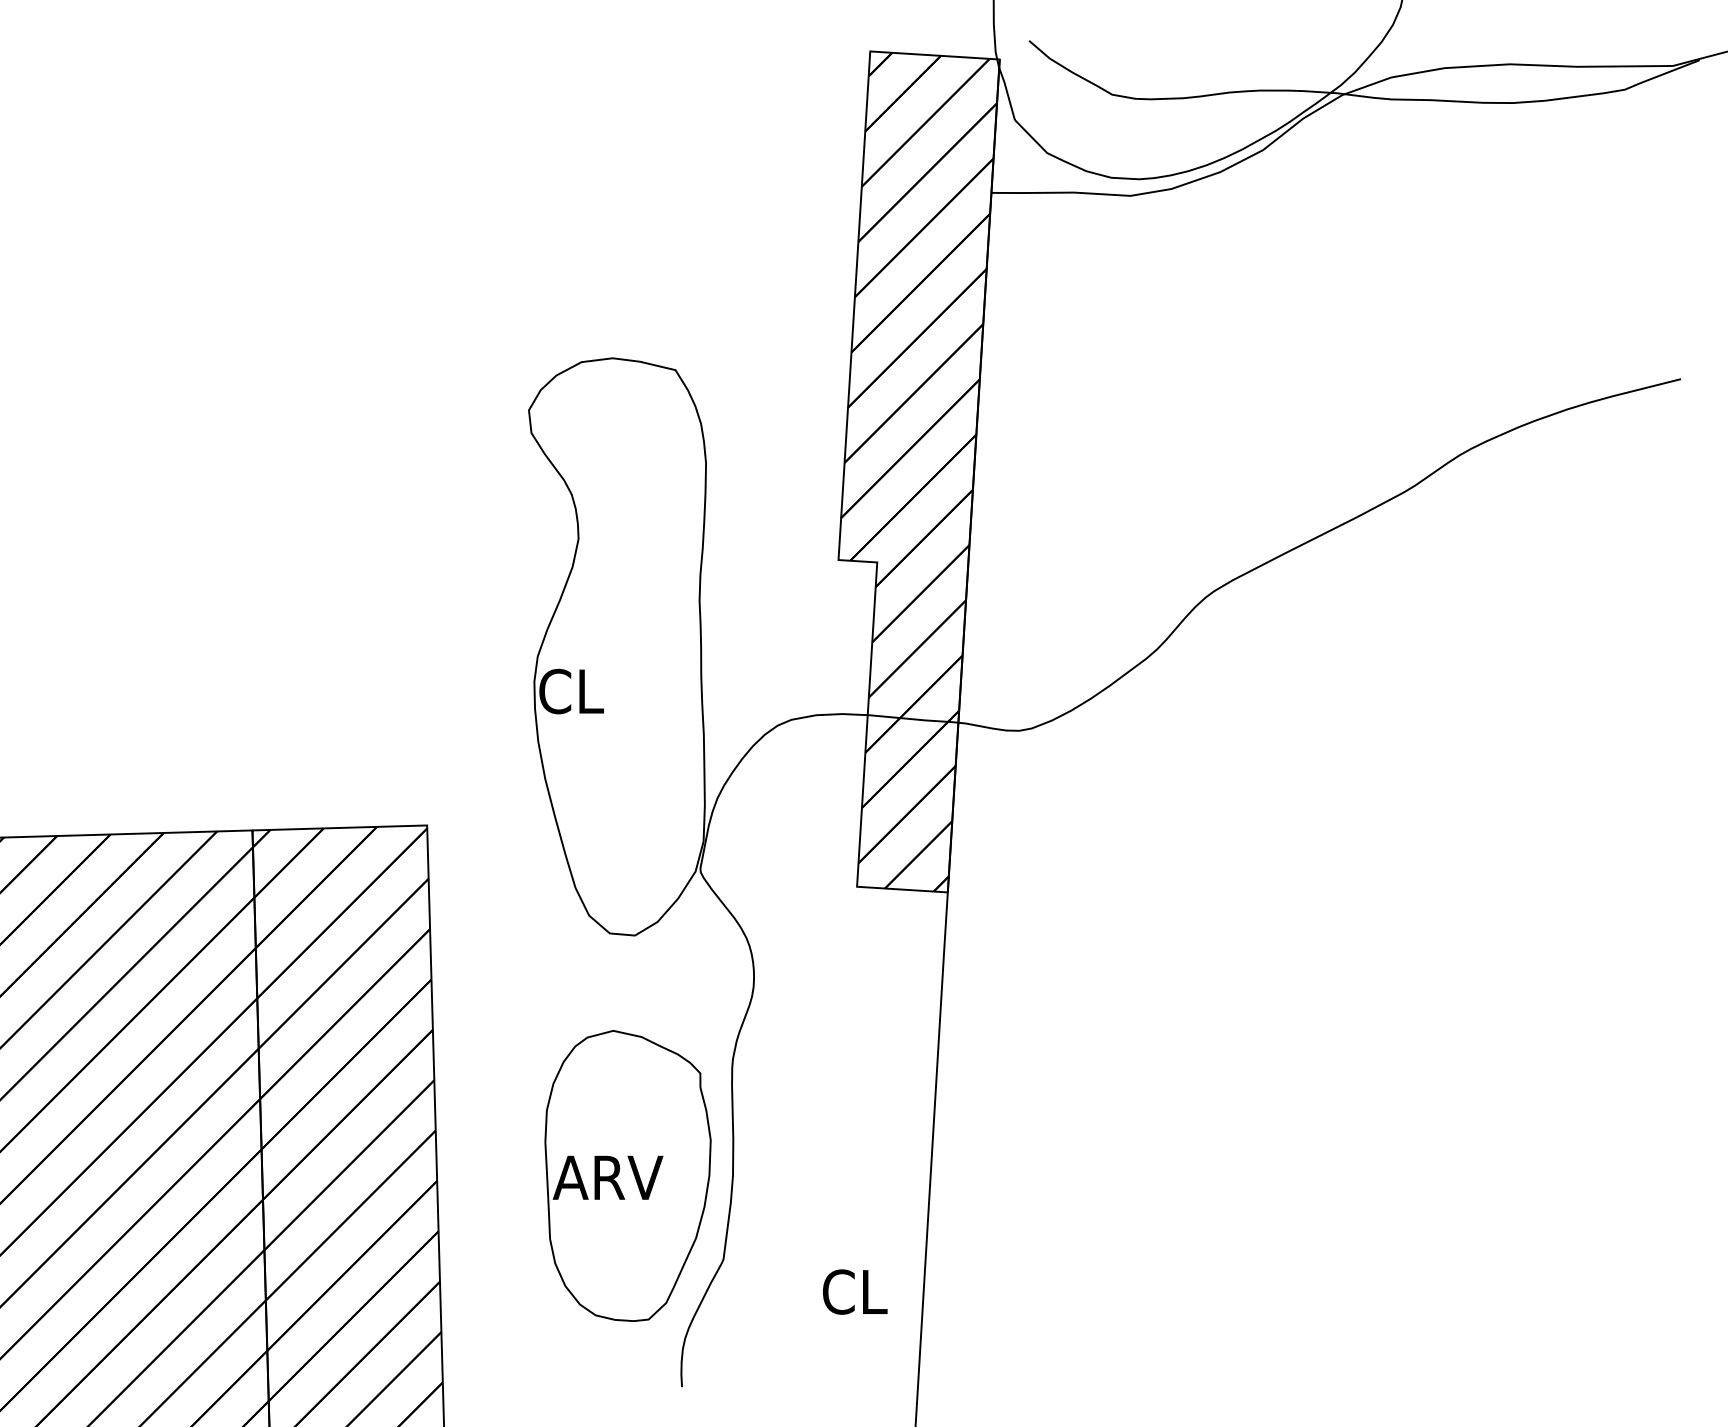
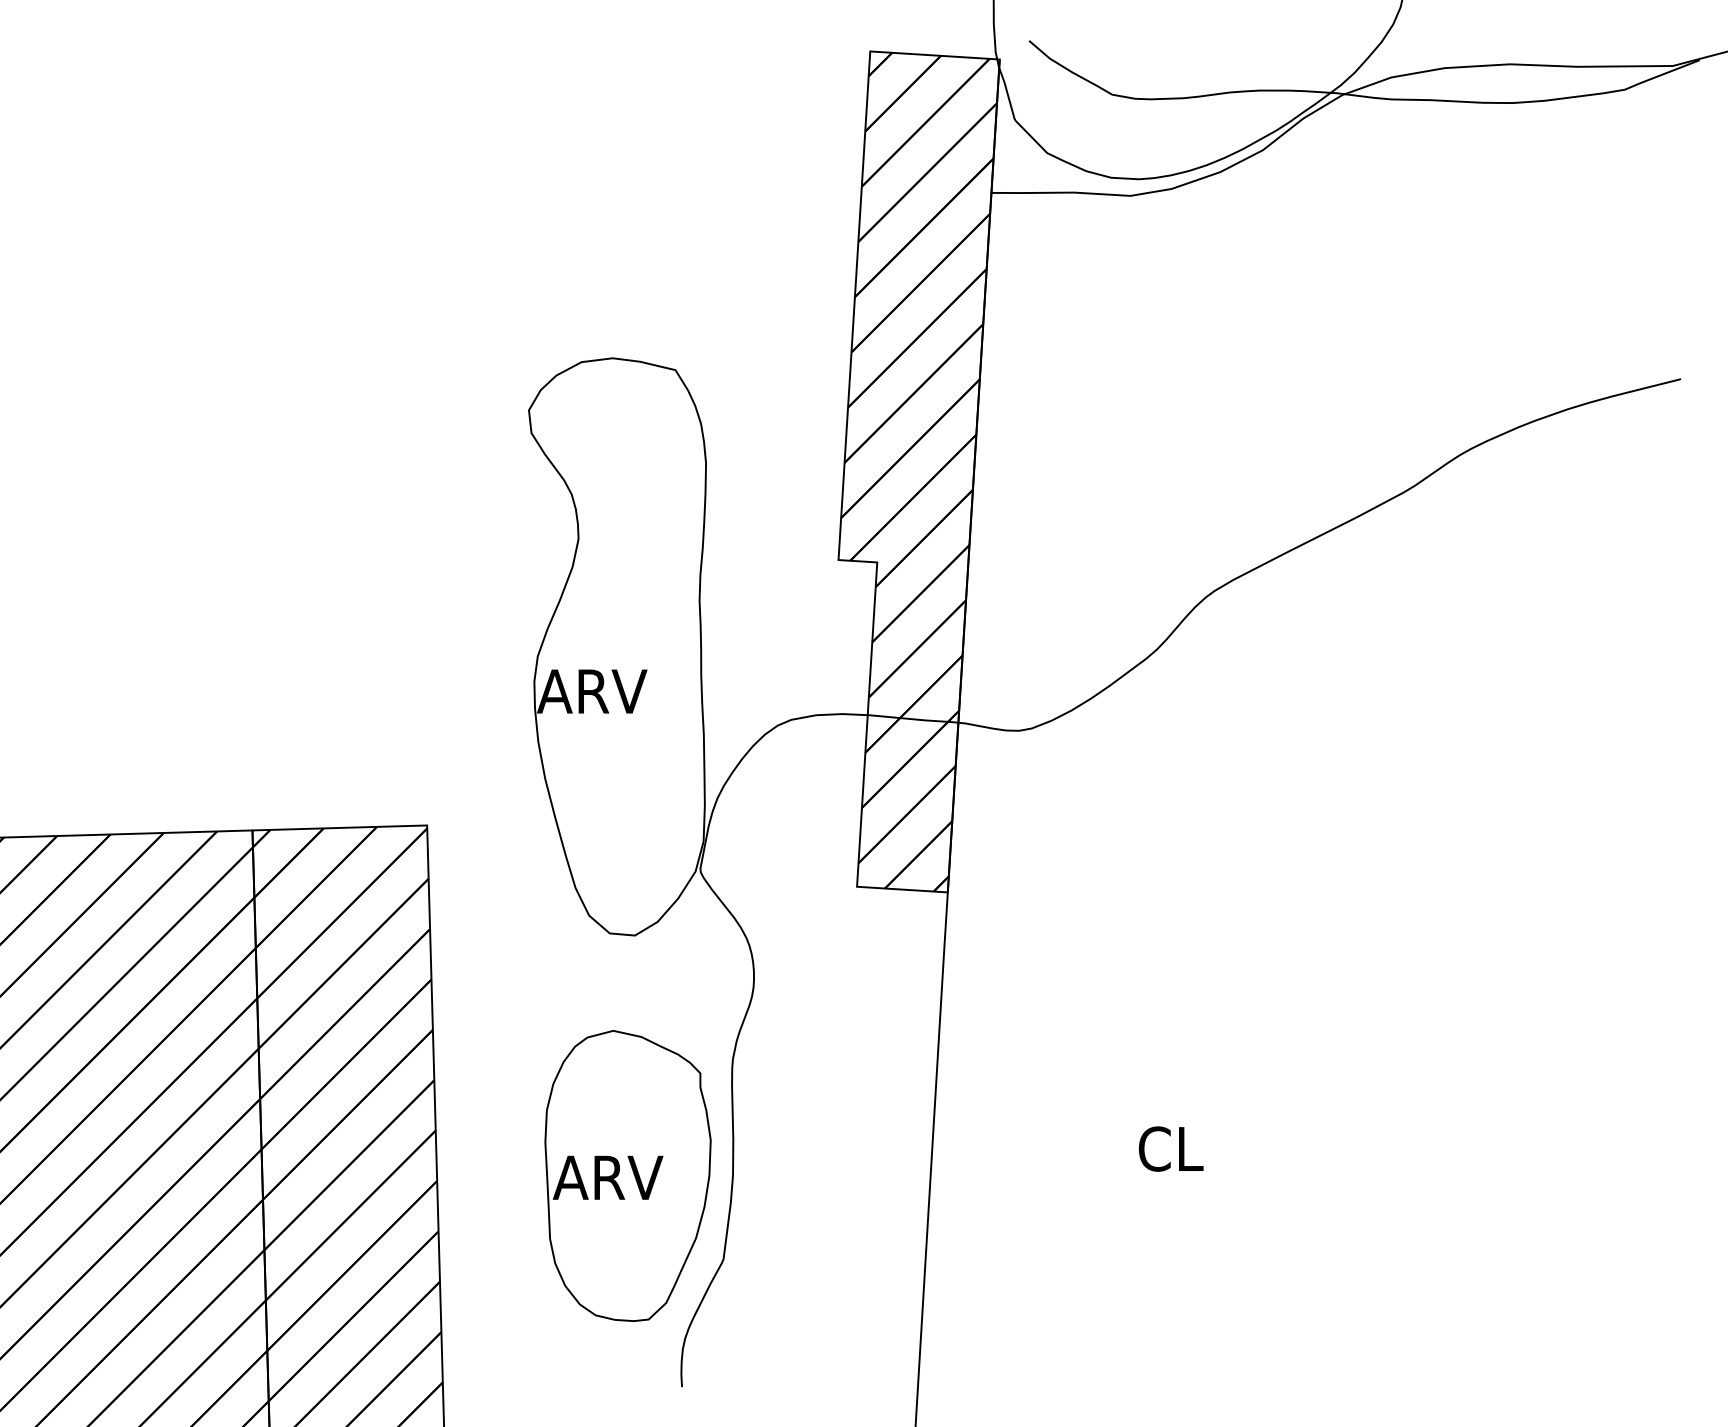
text: CL -> ARV (592, 691)
text position: (855, 1291) -> (1171, 1148) (1171, 1148)
